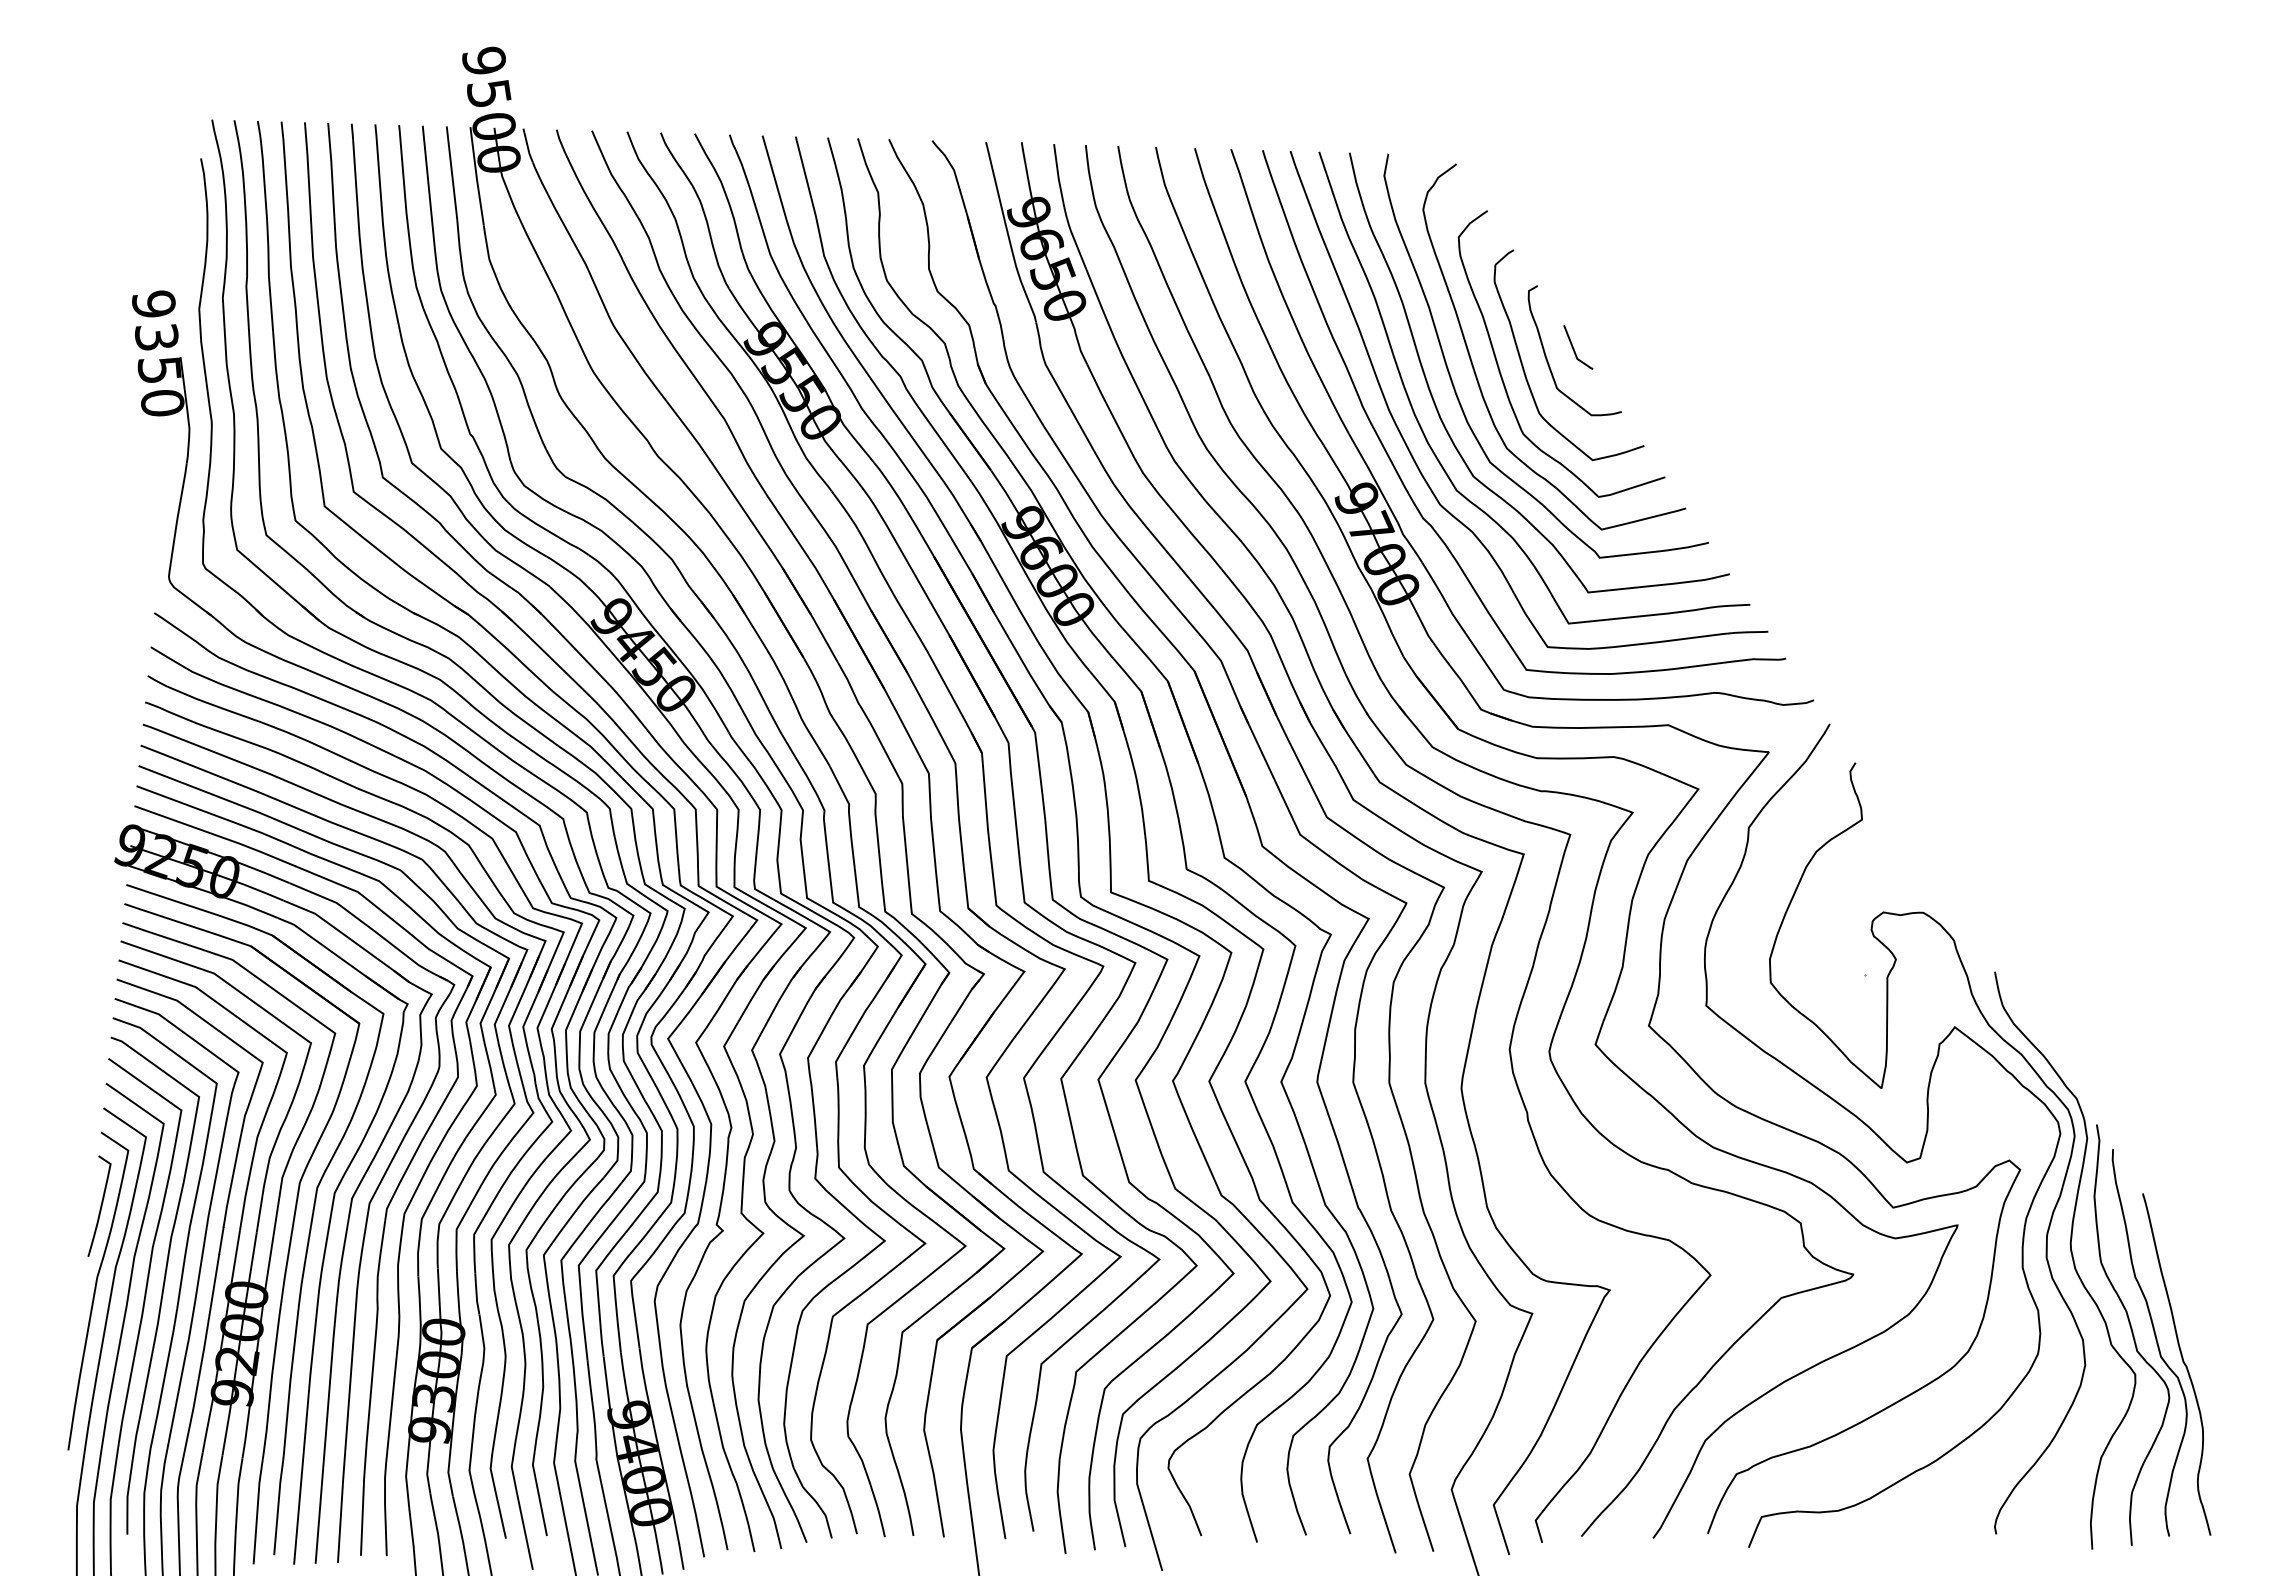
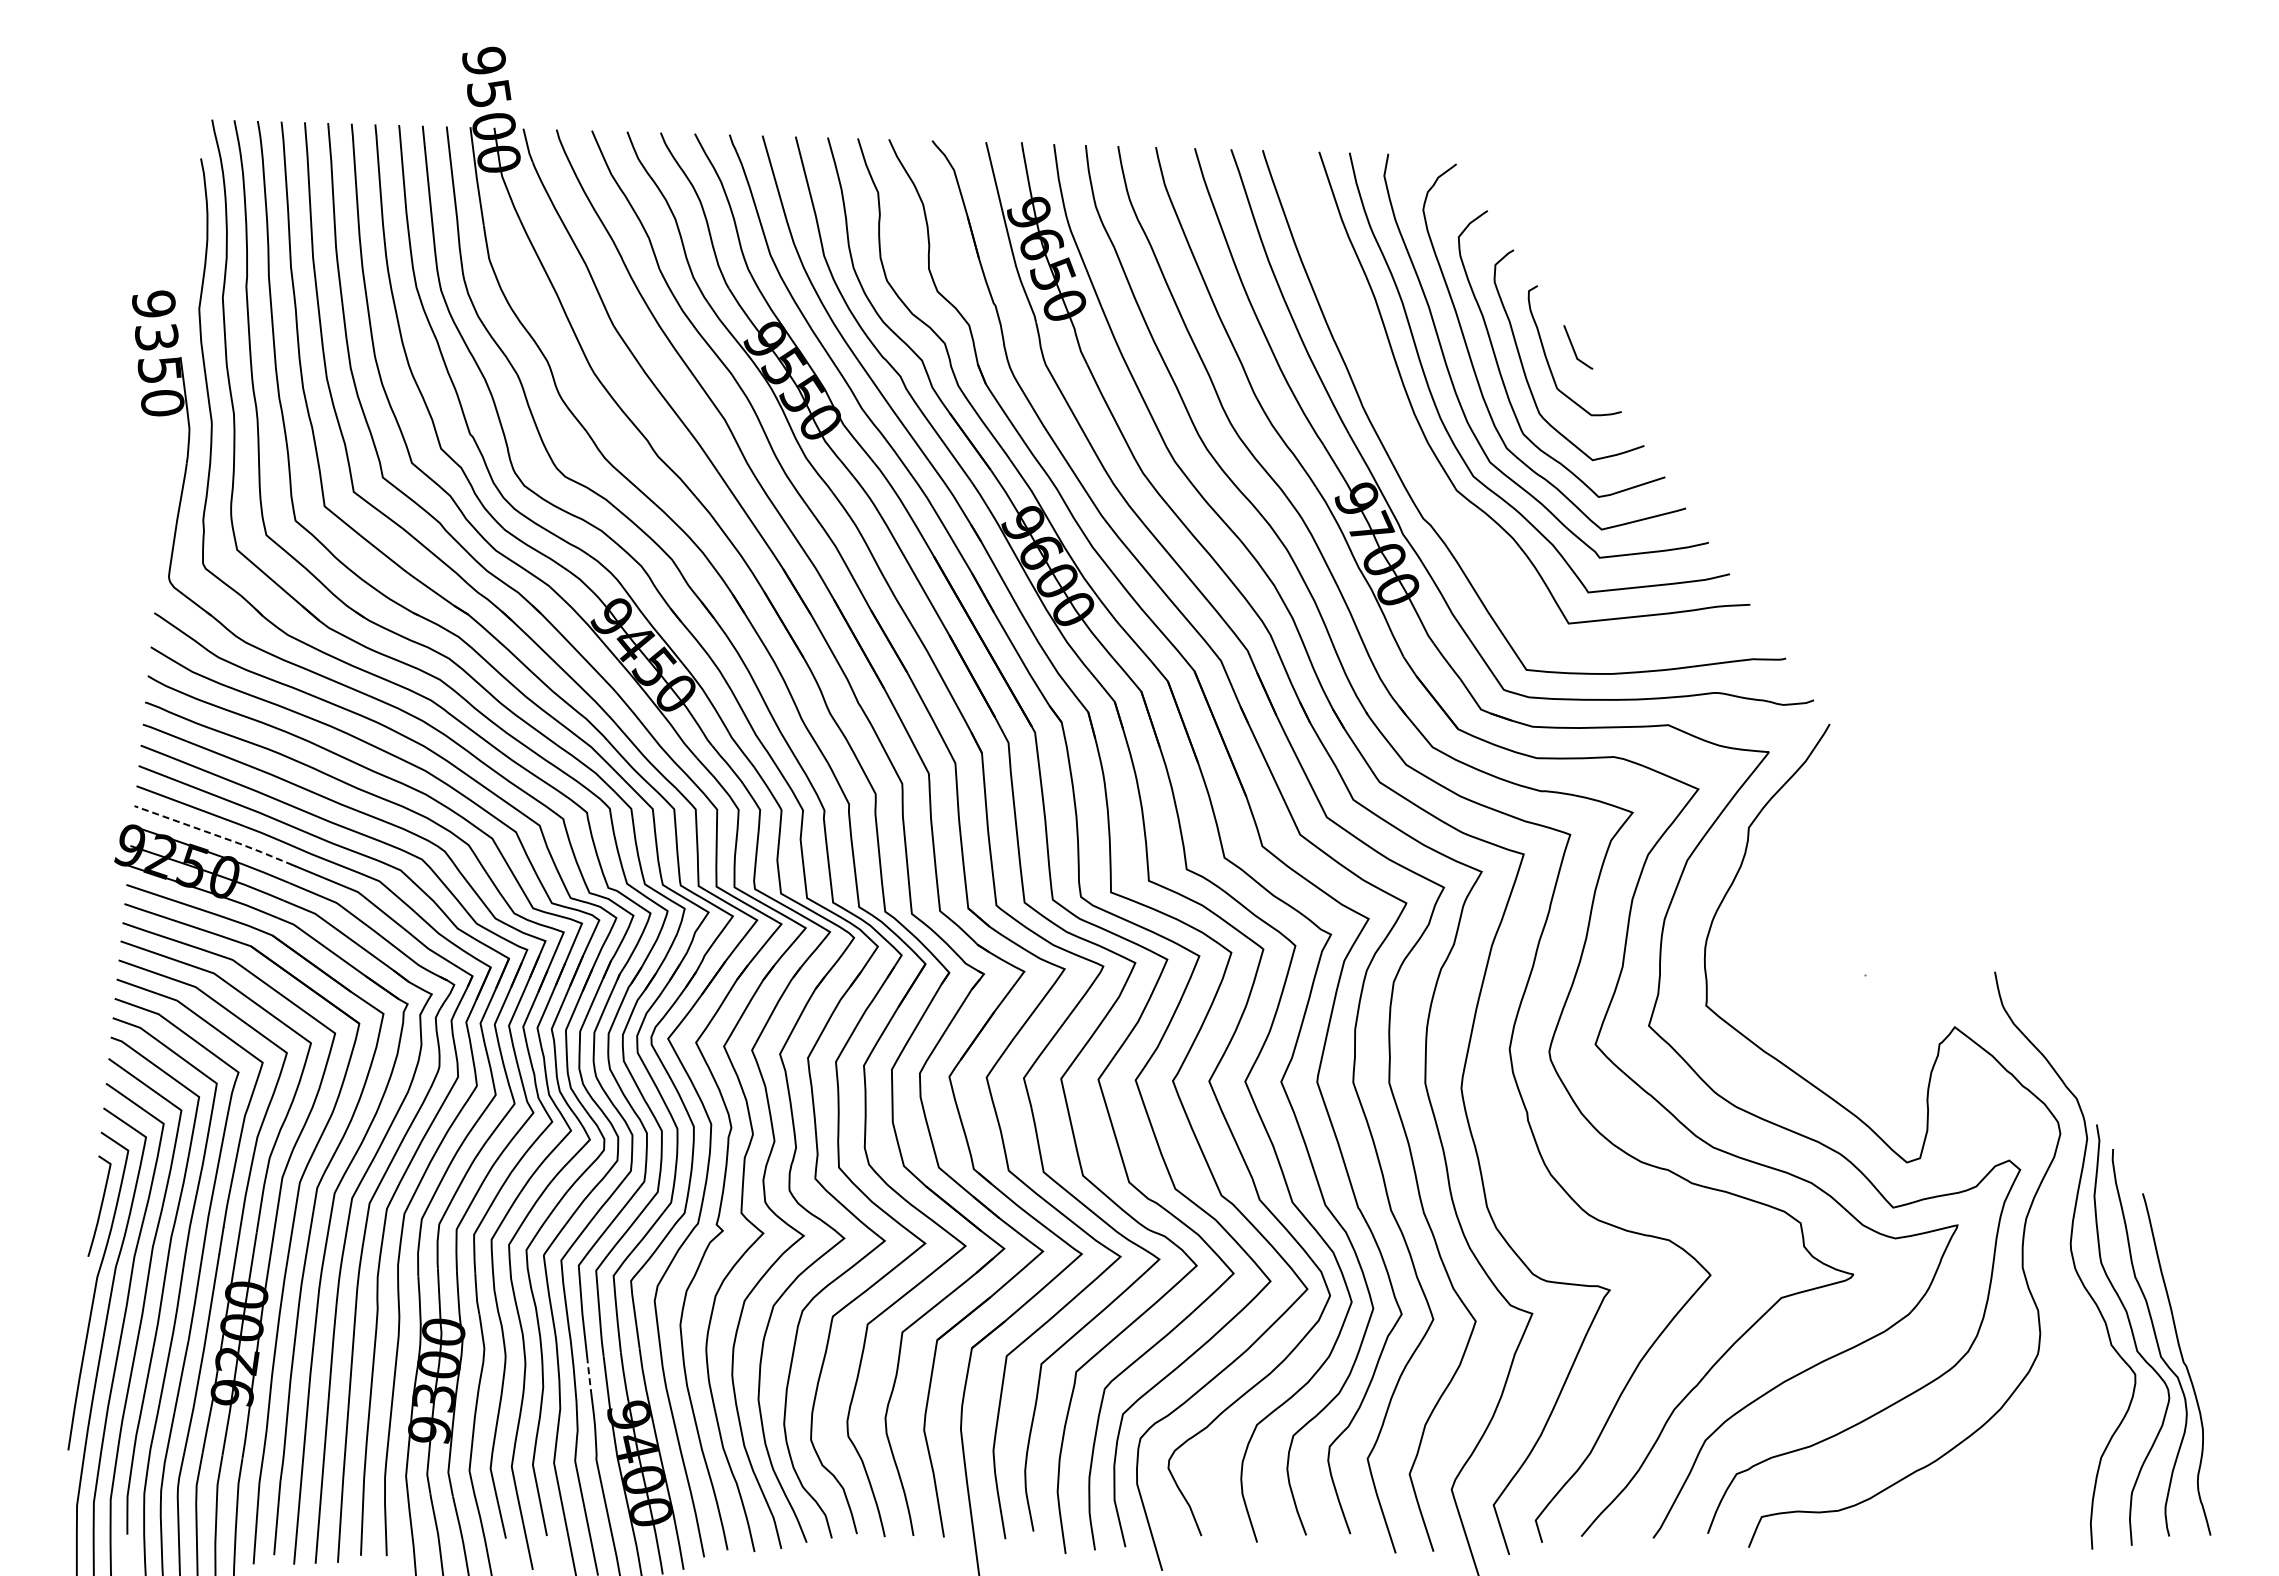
curve: present -> none (1414, 458)
line: solid -> dashed (214, 834)
curve: present -> none (1882, 1088)
line: solid -> dashed (589, 1378)
